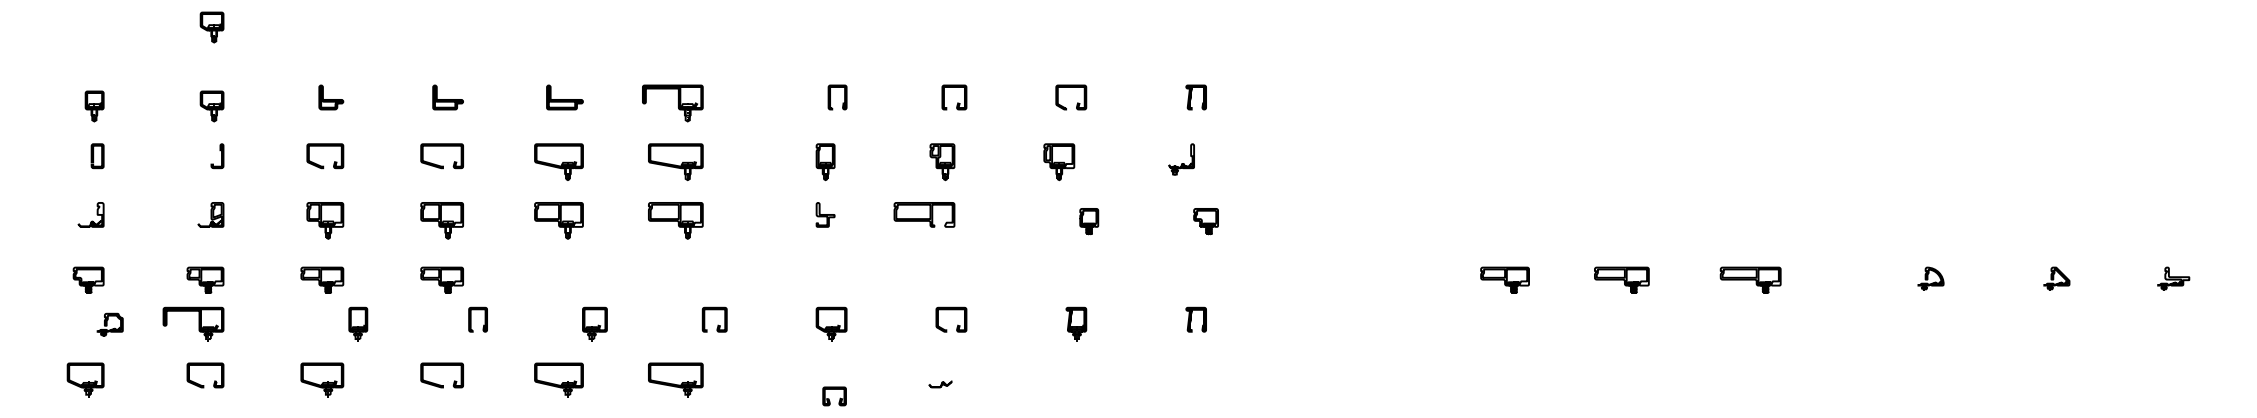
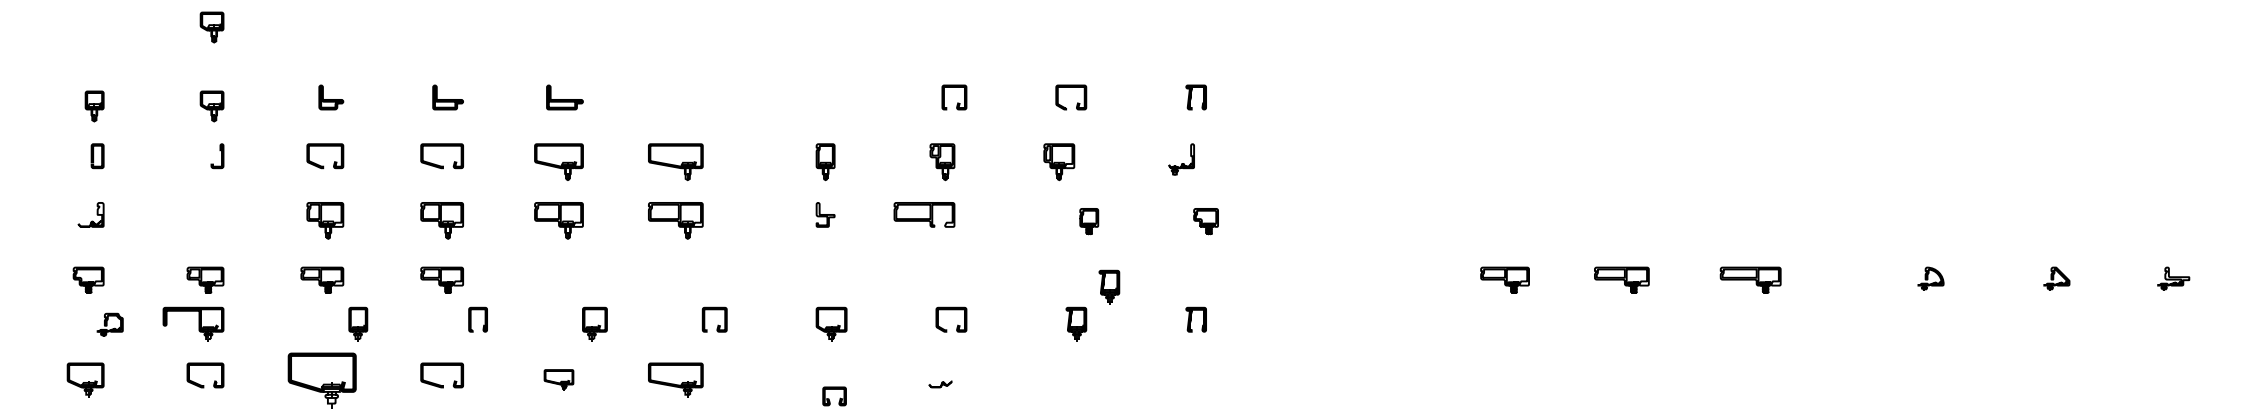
part: present -> none (830, 97)
part: present -> none (672, 103)
part: present -> none (210, 214)
part: none -> present (1109, 286)
part size: 45x36 px -> 70x57 px (321, 380)
part size: 50x36 px -> 32x22 px (558, 379)
